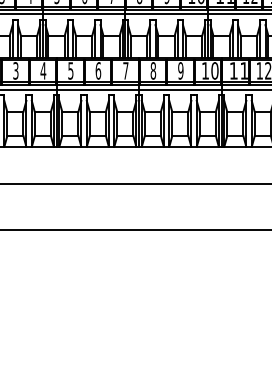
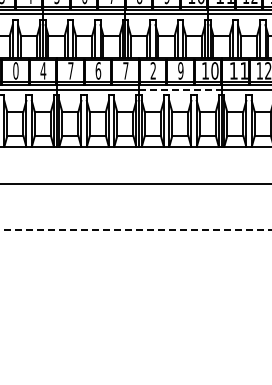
text: 3 -> 0 (15, 70)
text: 5 -> 7 (70, 70)
text: 8 -> 2 (153, 70)
line: solid -> dashed (180, 90)
line: solid -> dashed (135, 229)
